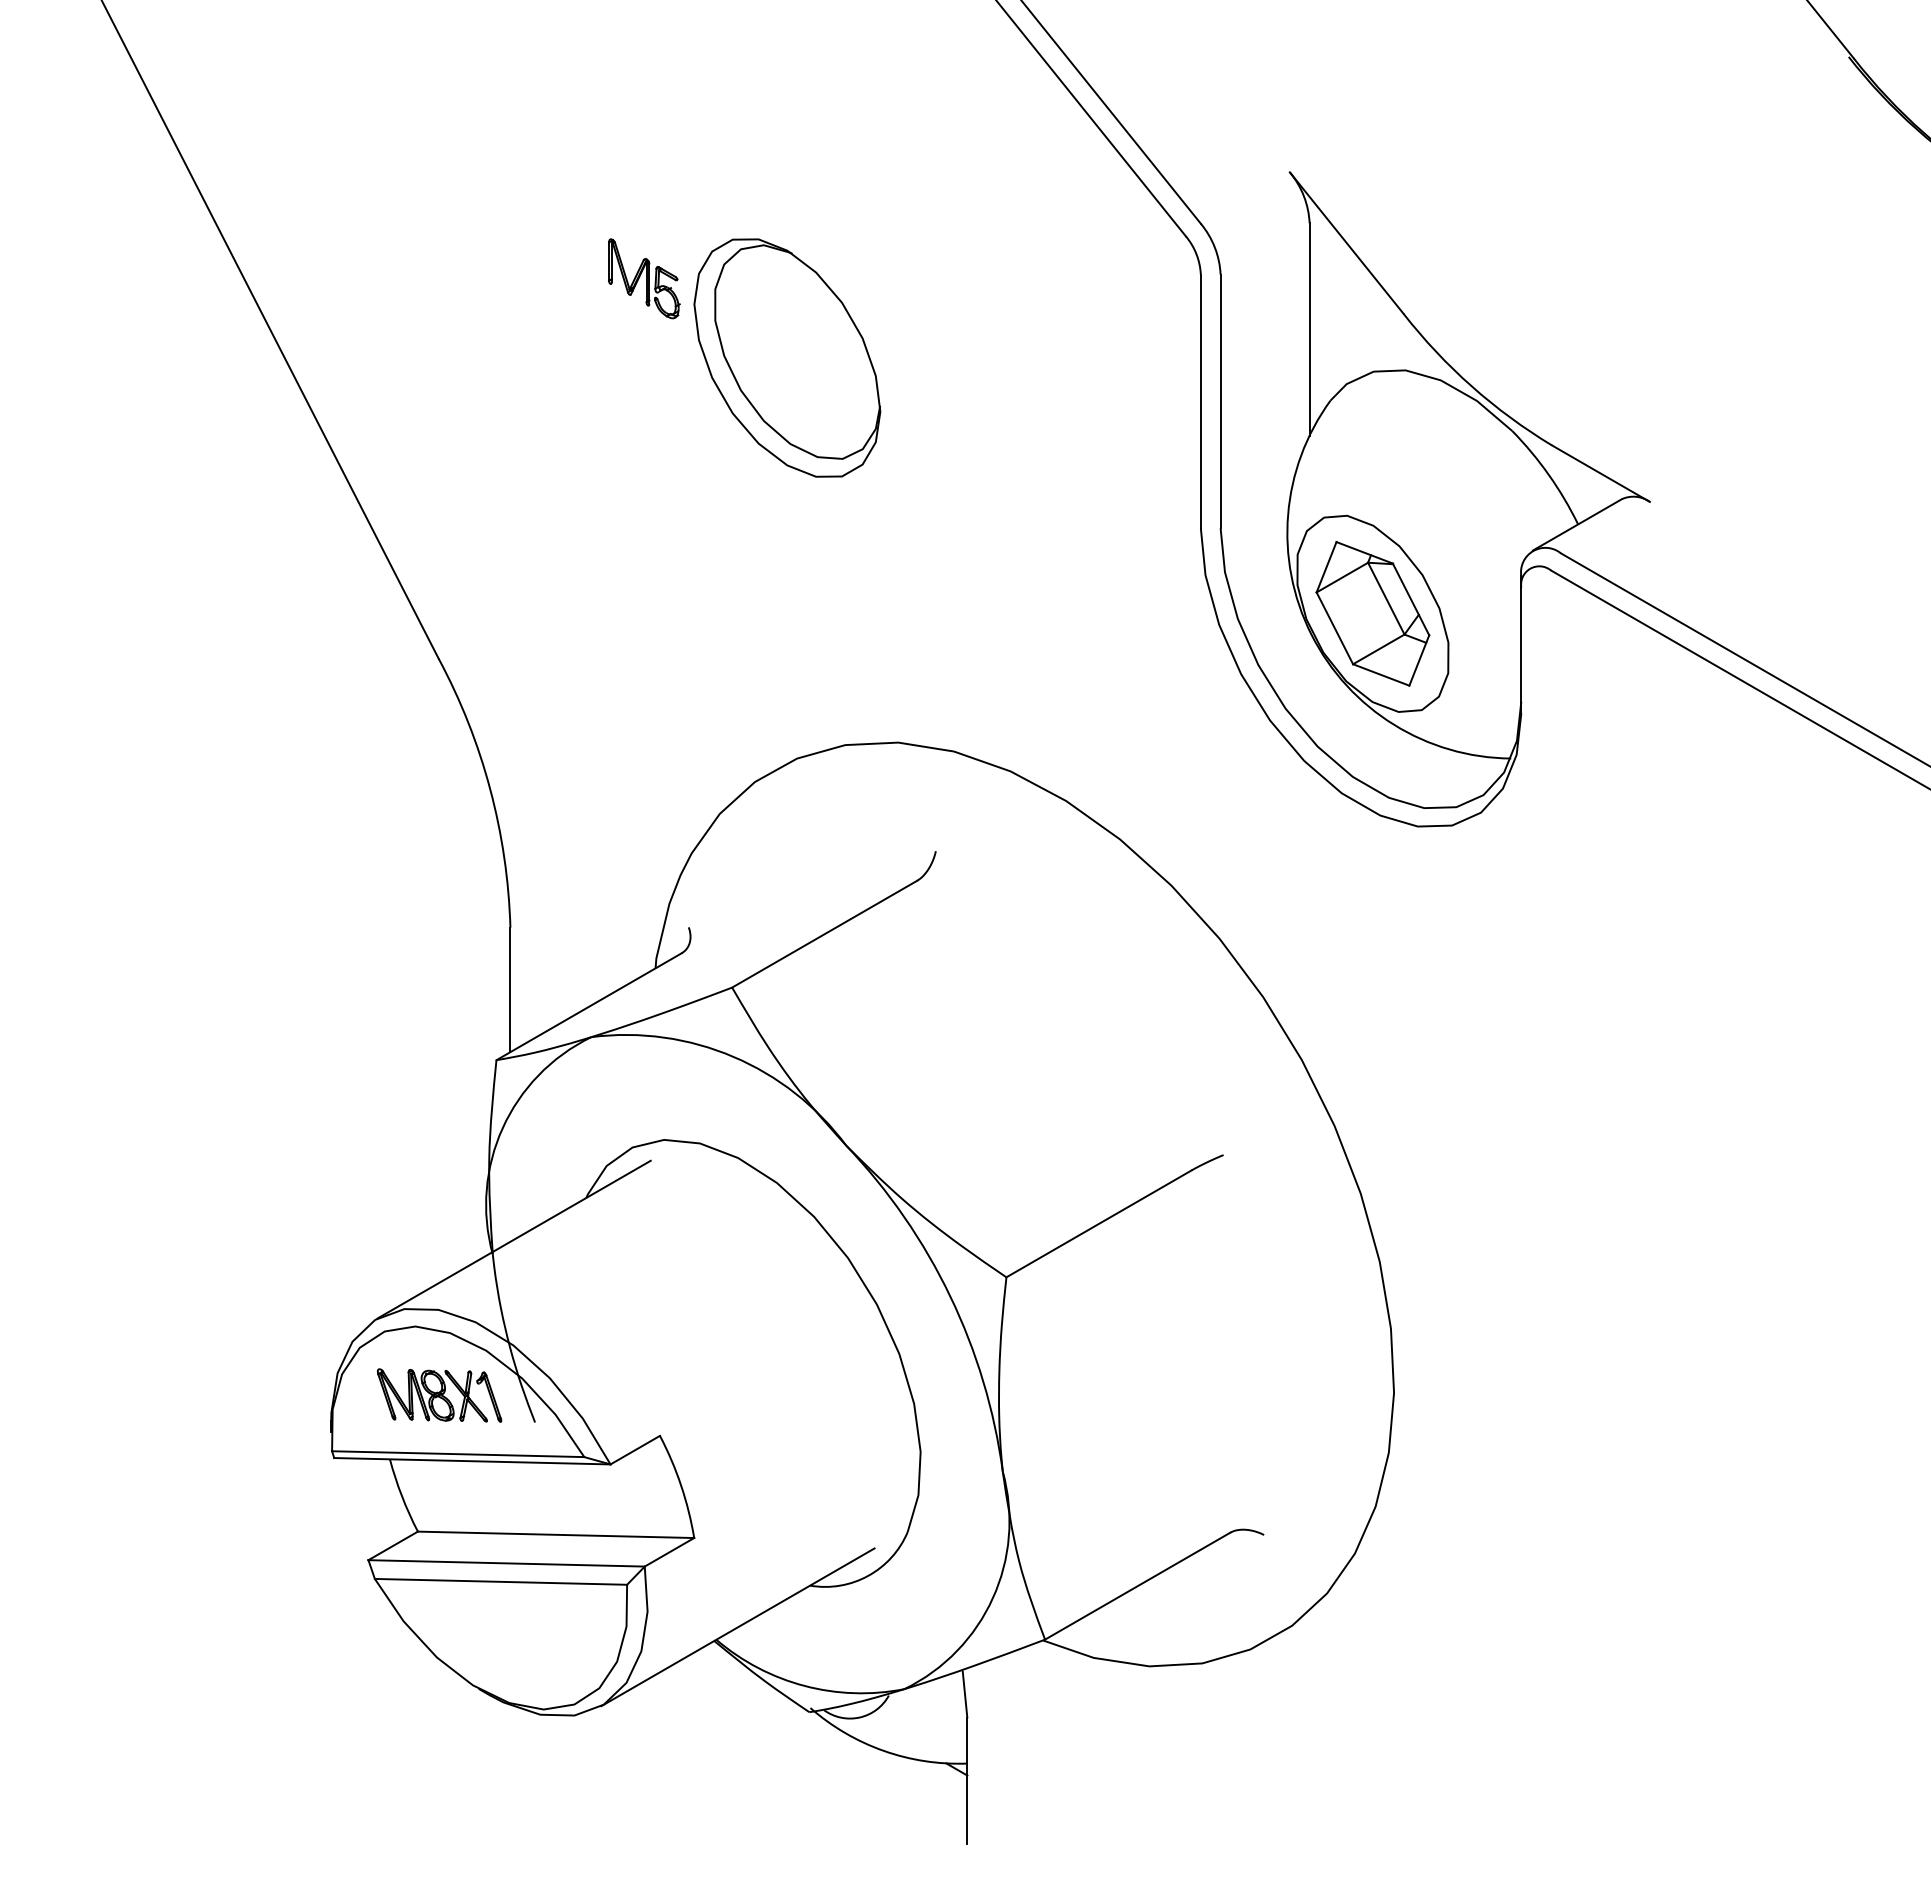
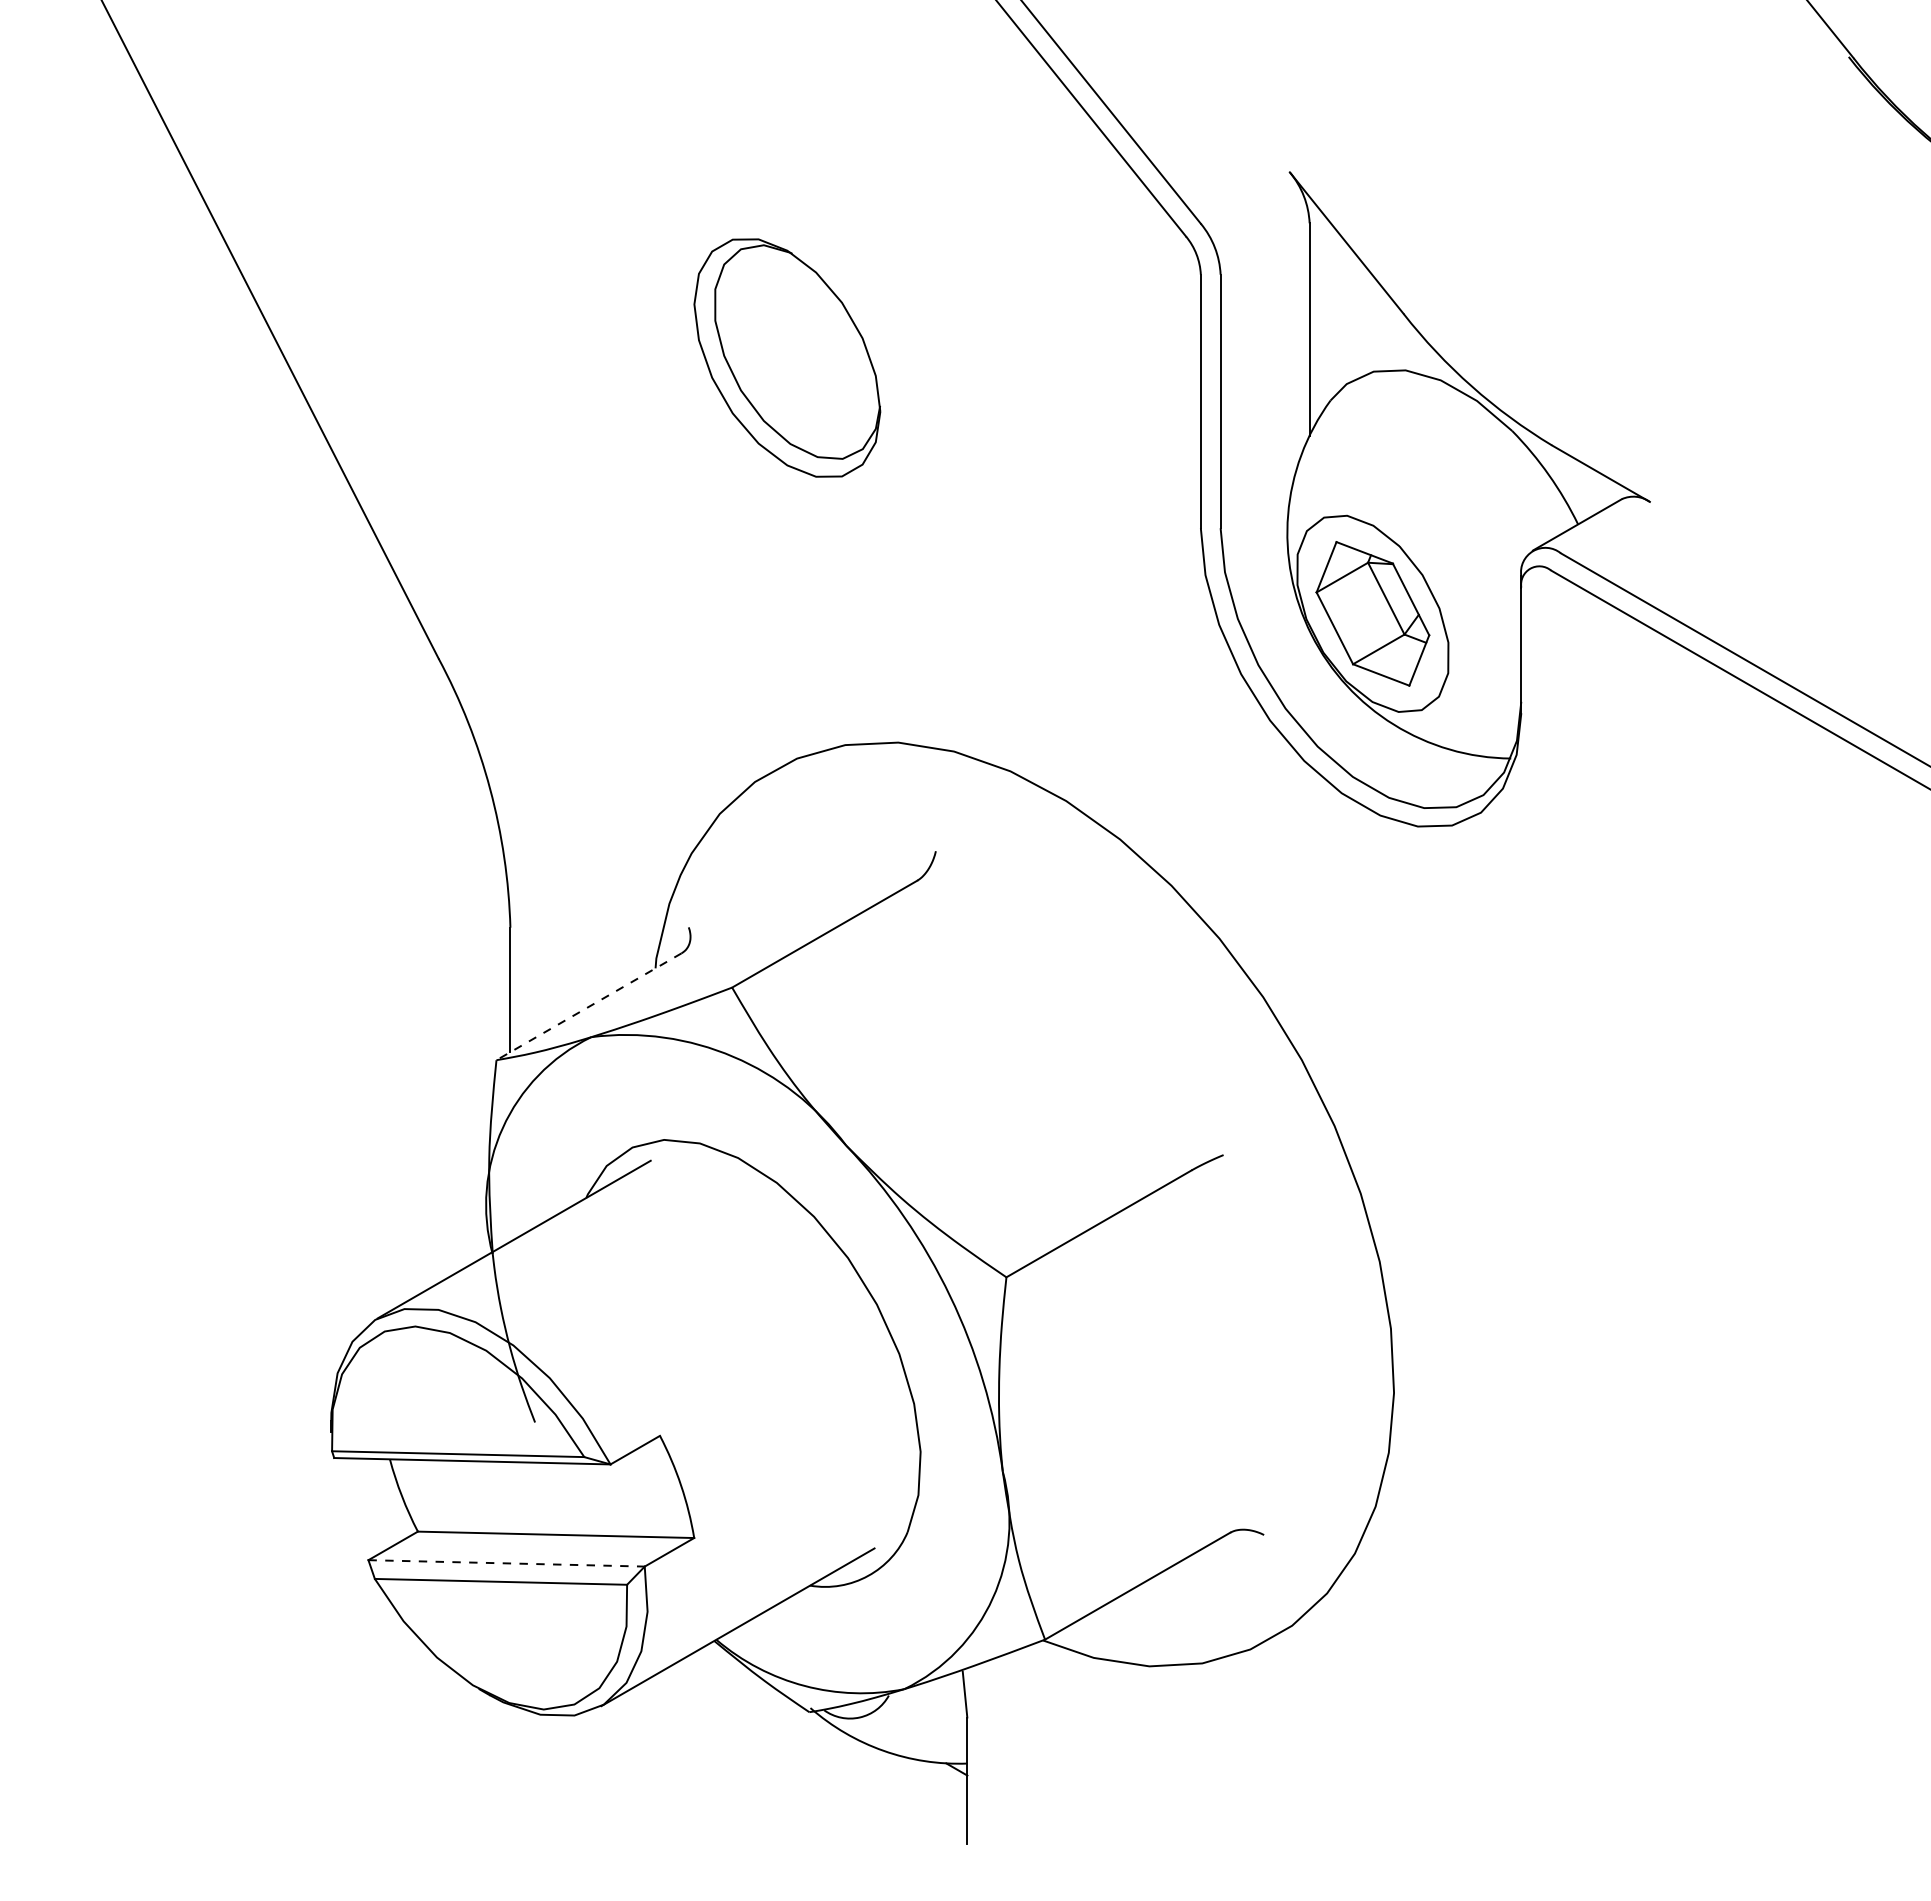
part: present -> none (644, 278)
line: solid -> dashed (589, 1006)
part: present -> none (439, 1395)
line: solid -> dashed (507, 1563)
